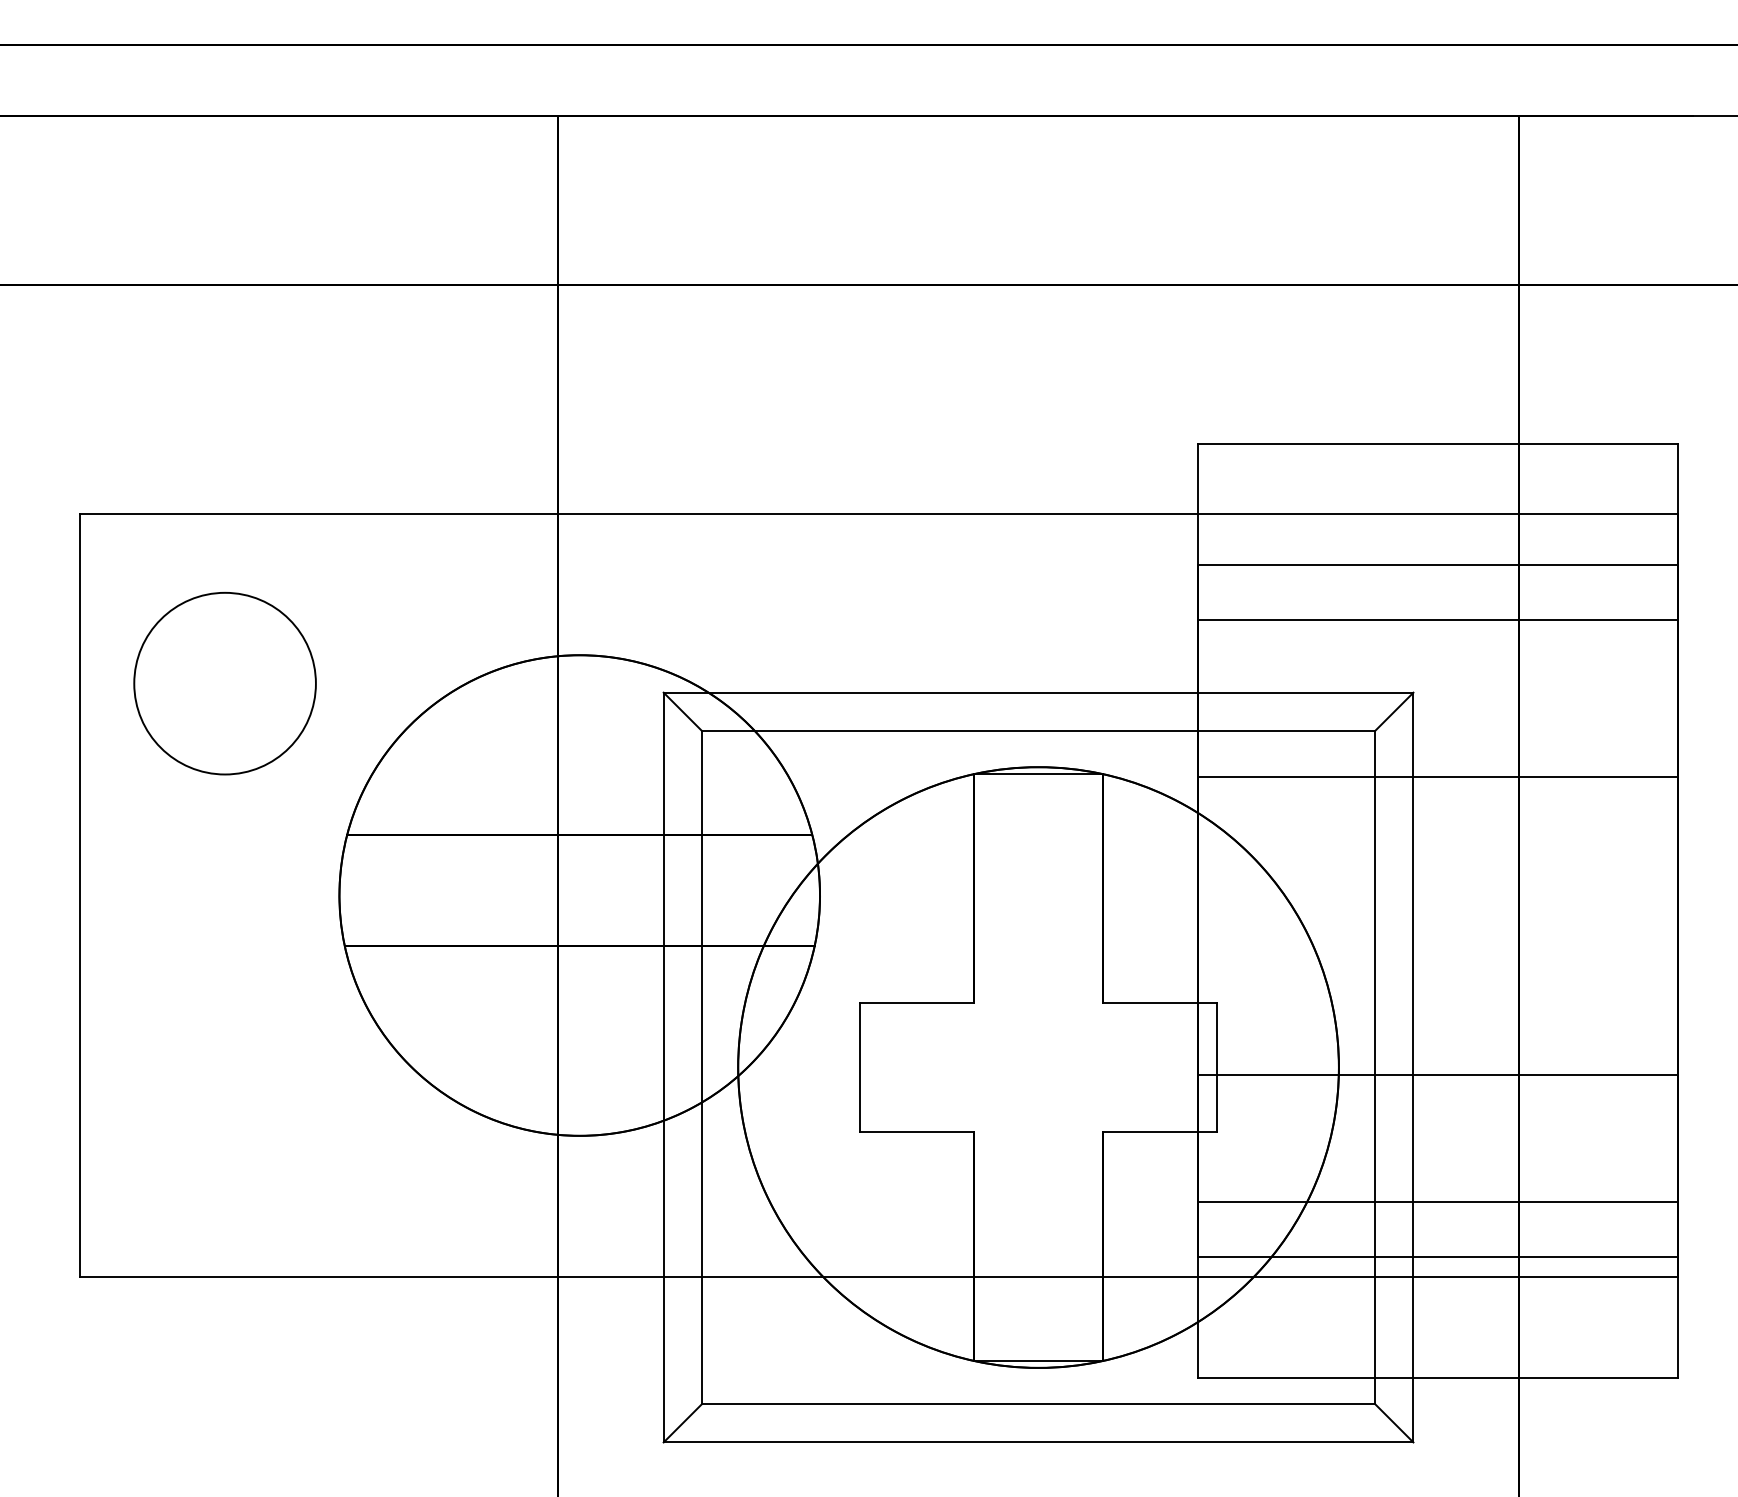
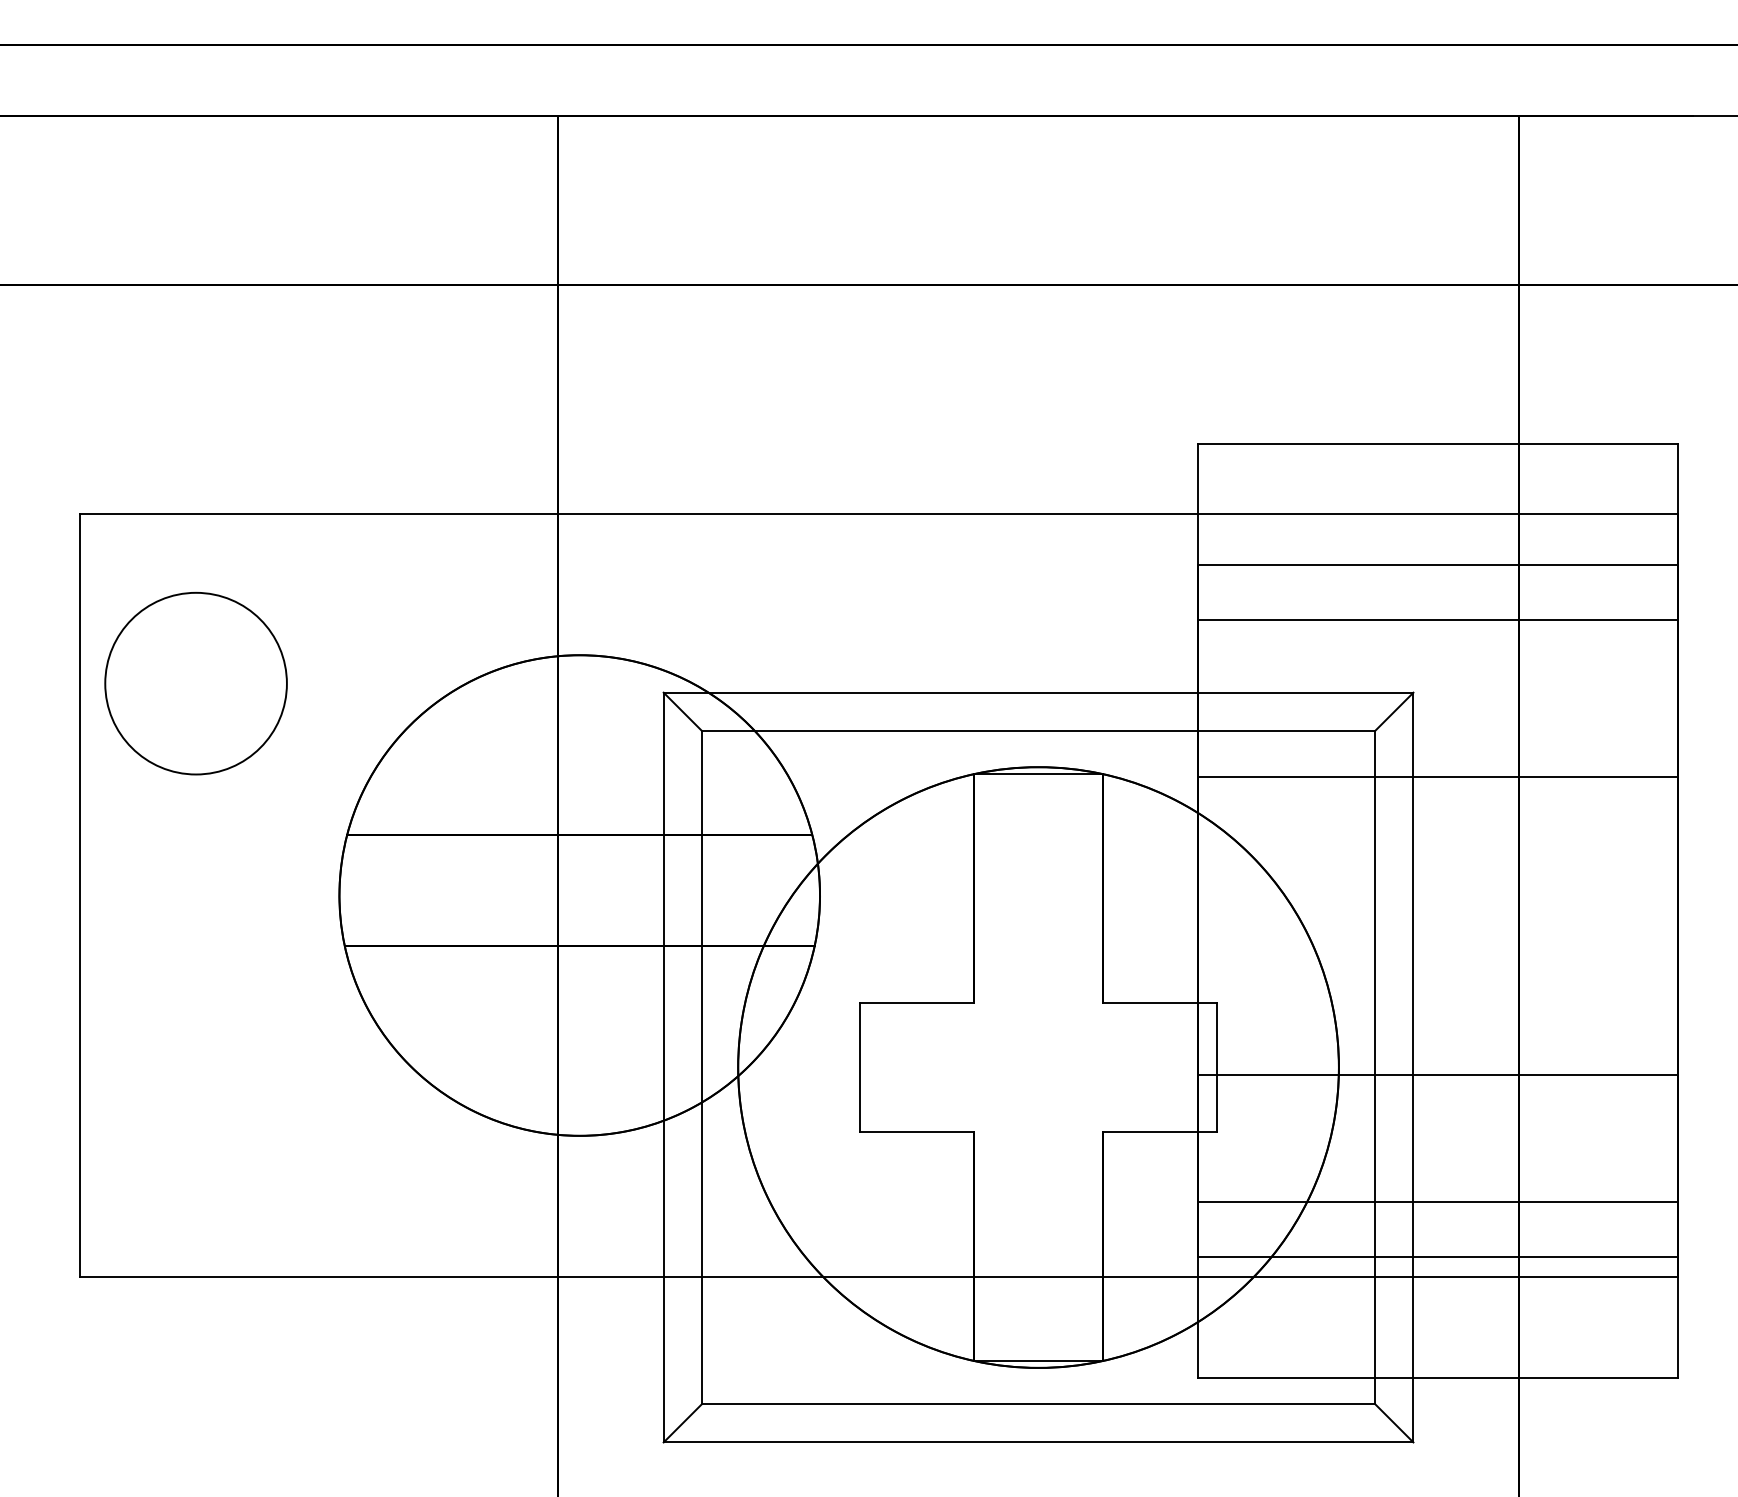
circle position: (224, 683) -> (195, 683) (195, 683)
